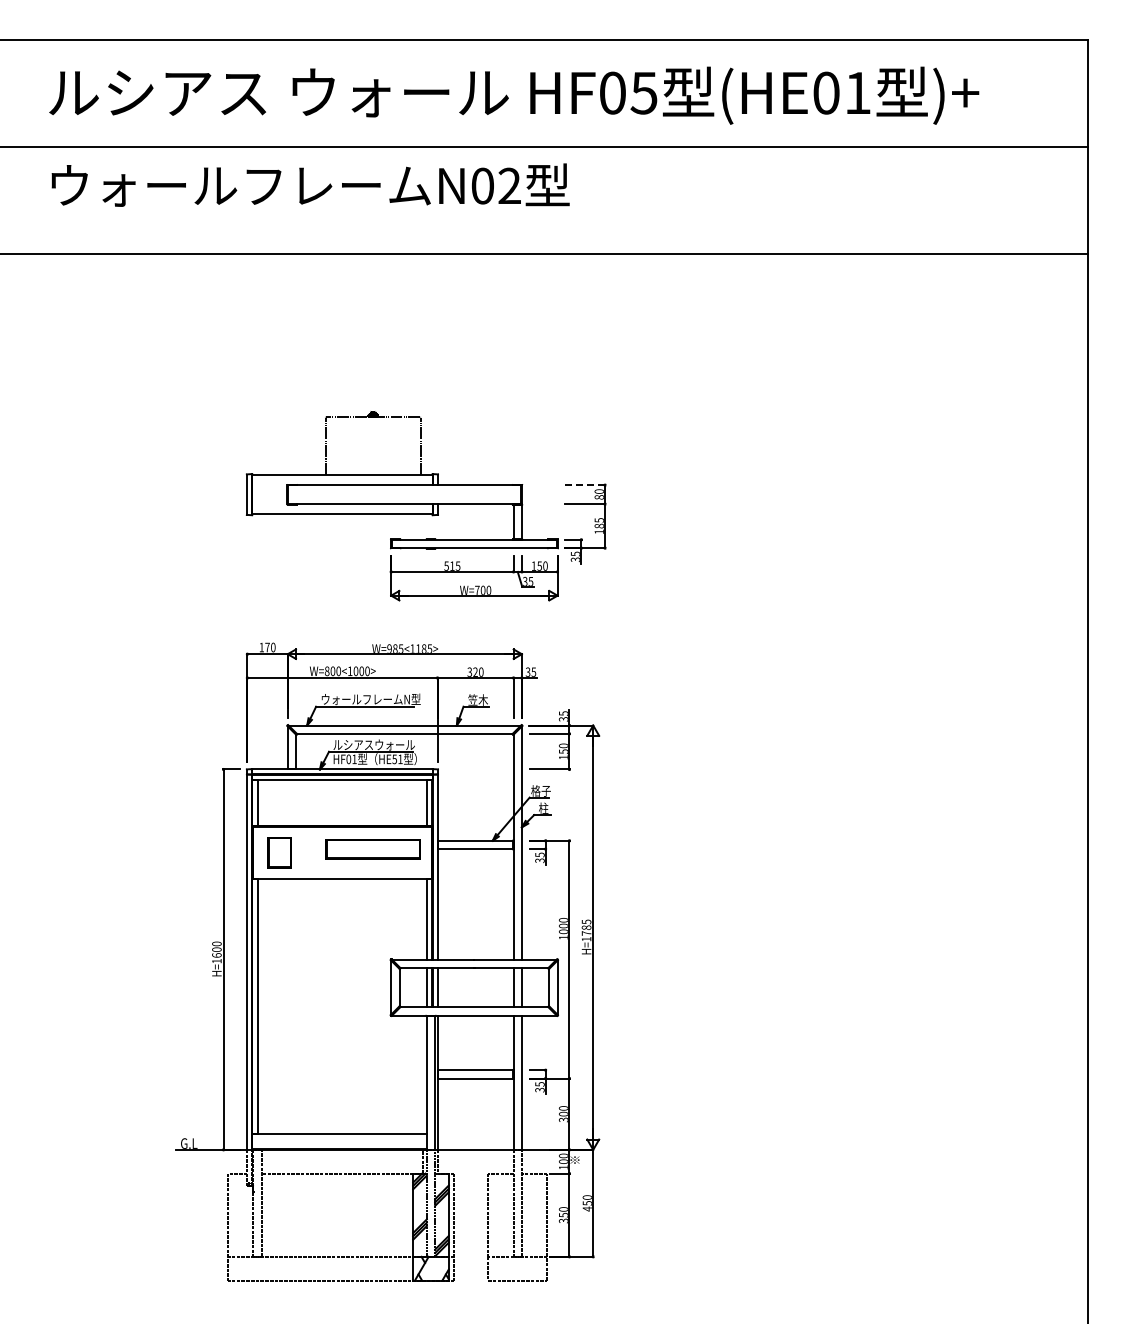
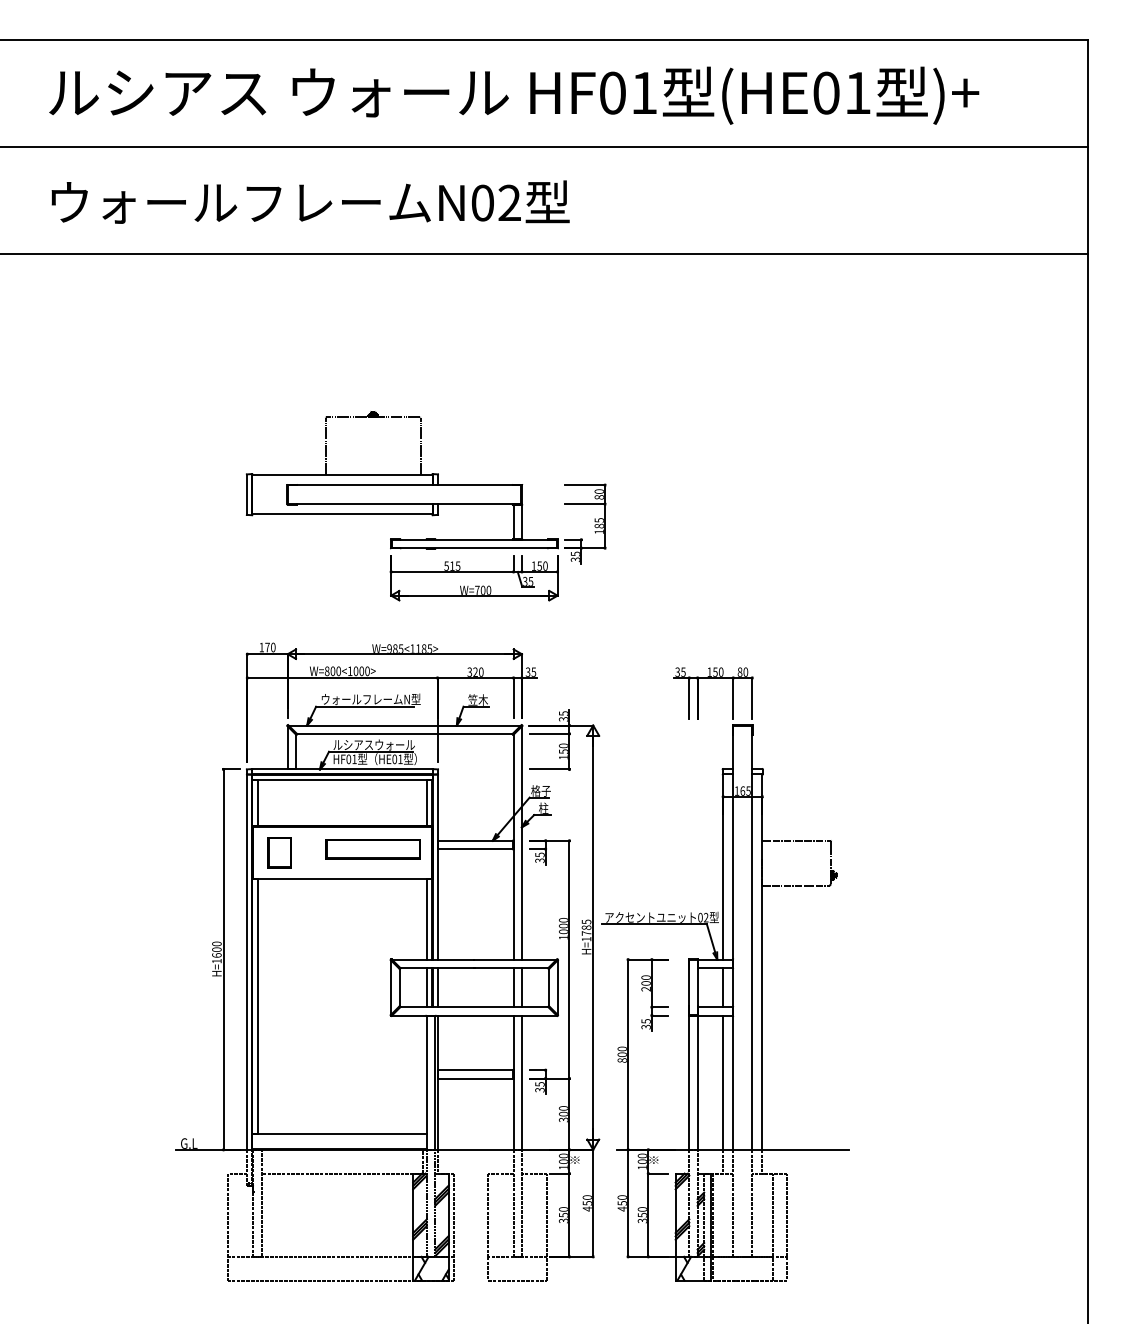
text: HF05 -> HF01 (643, 93)
text position: (310, 184) -> (310, 201) (310, 201)
line: dashed -> solid (585, 485)
text: HE51 -> HE01 (394, 758)
part: none -> present (725, 974)
